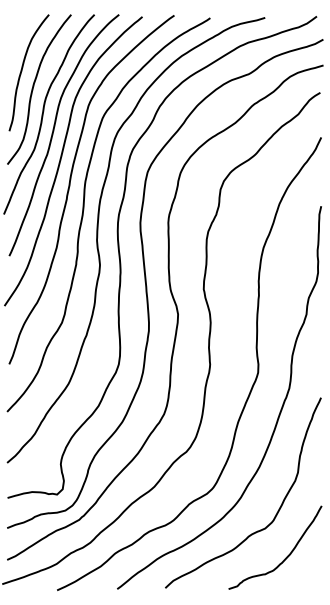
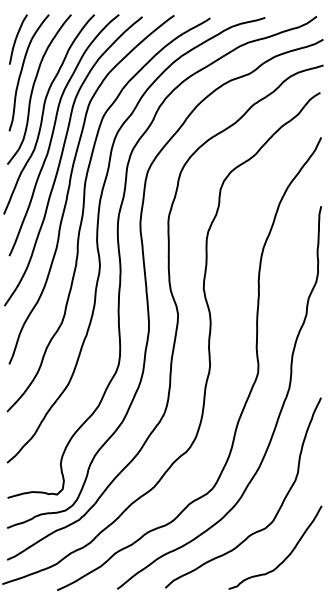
curve: none -> present (17, 38)
